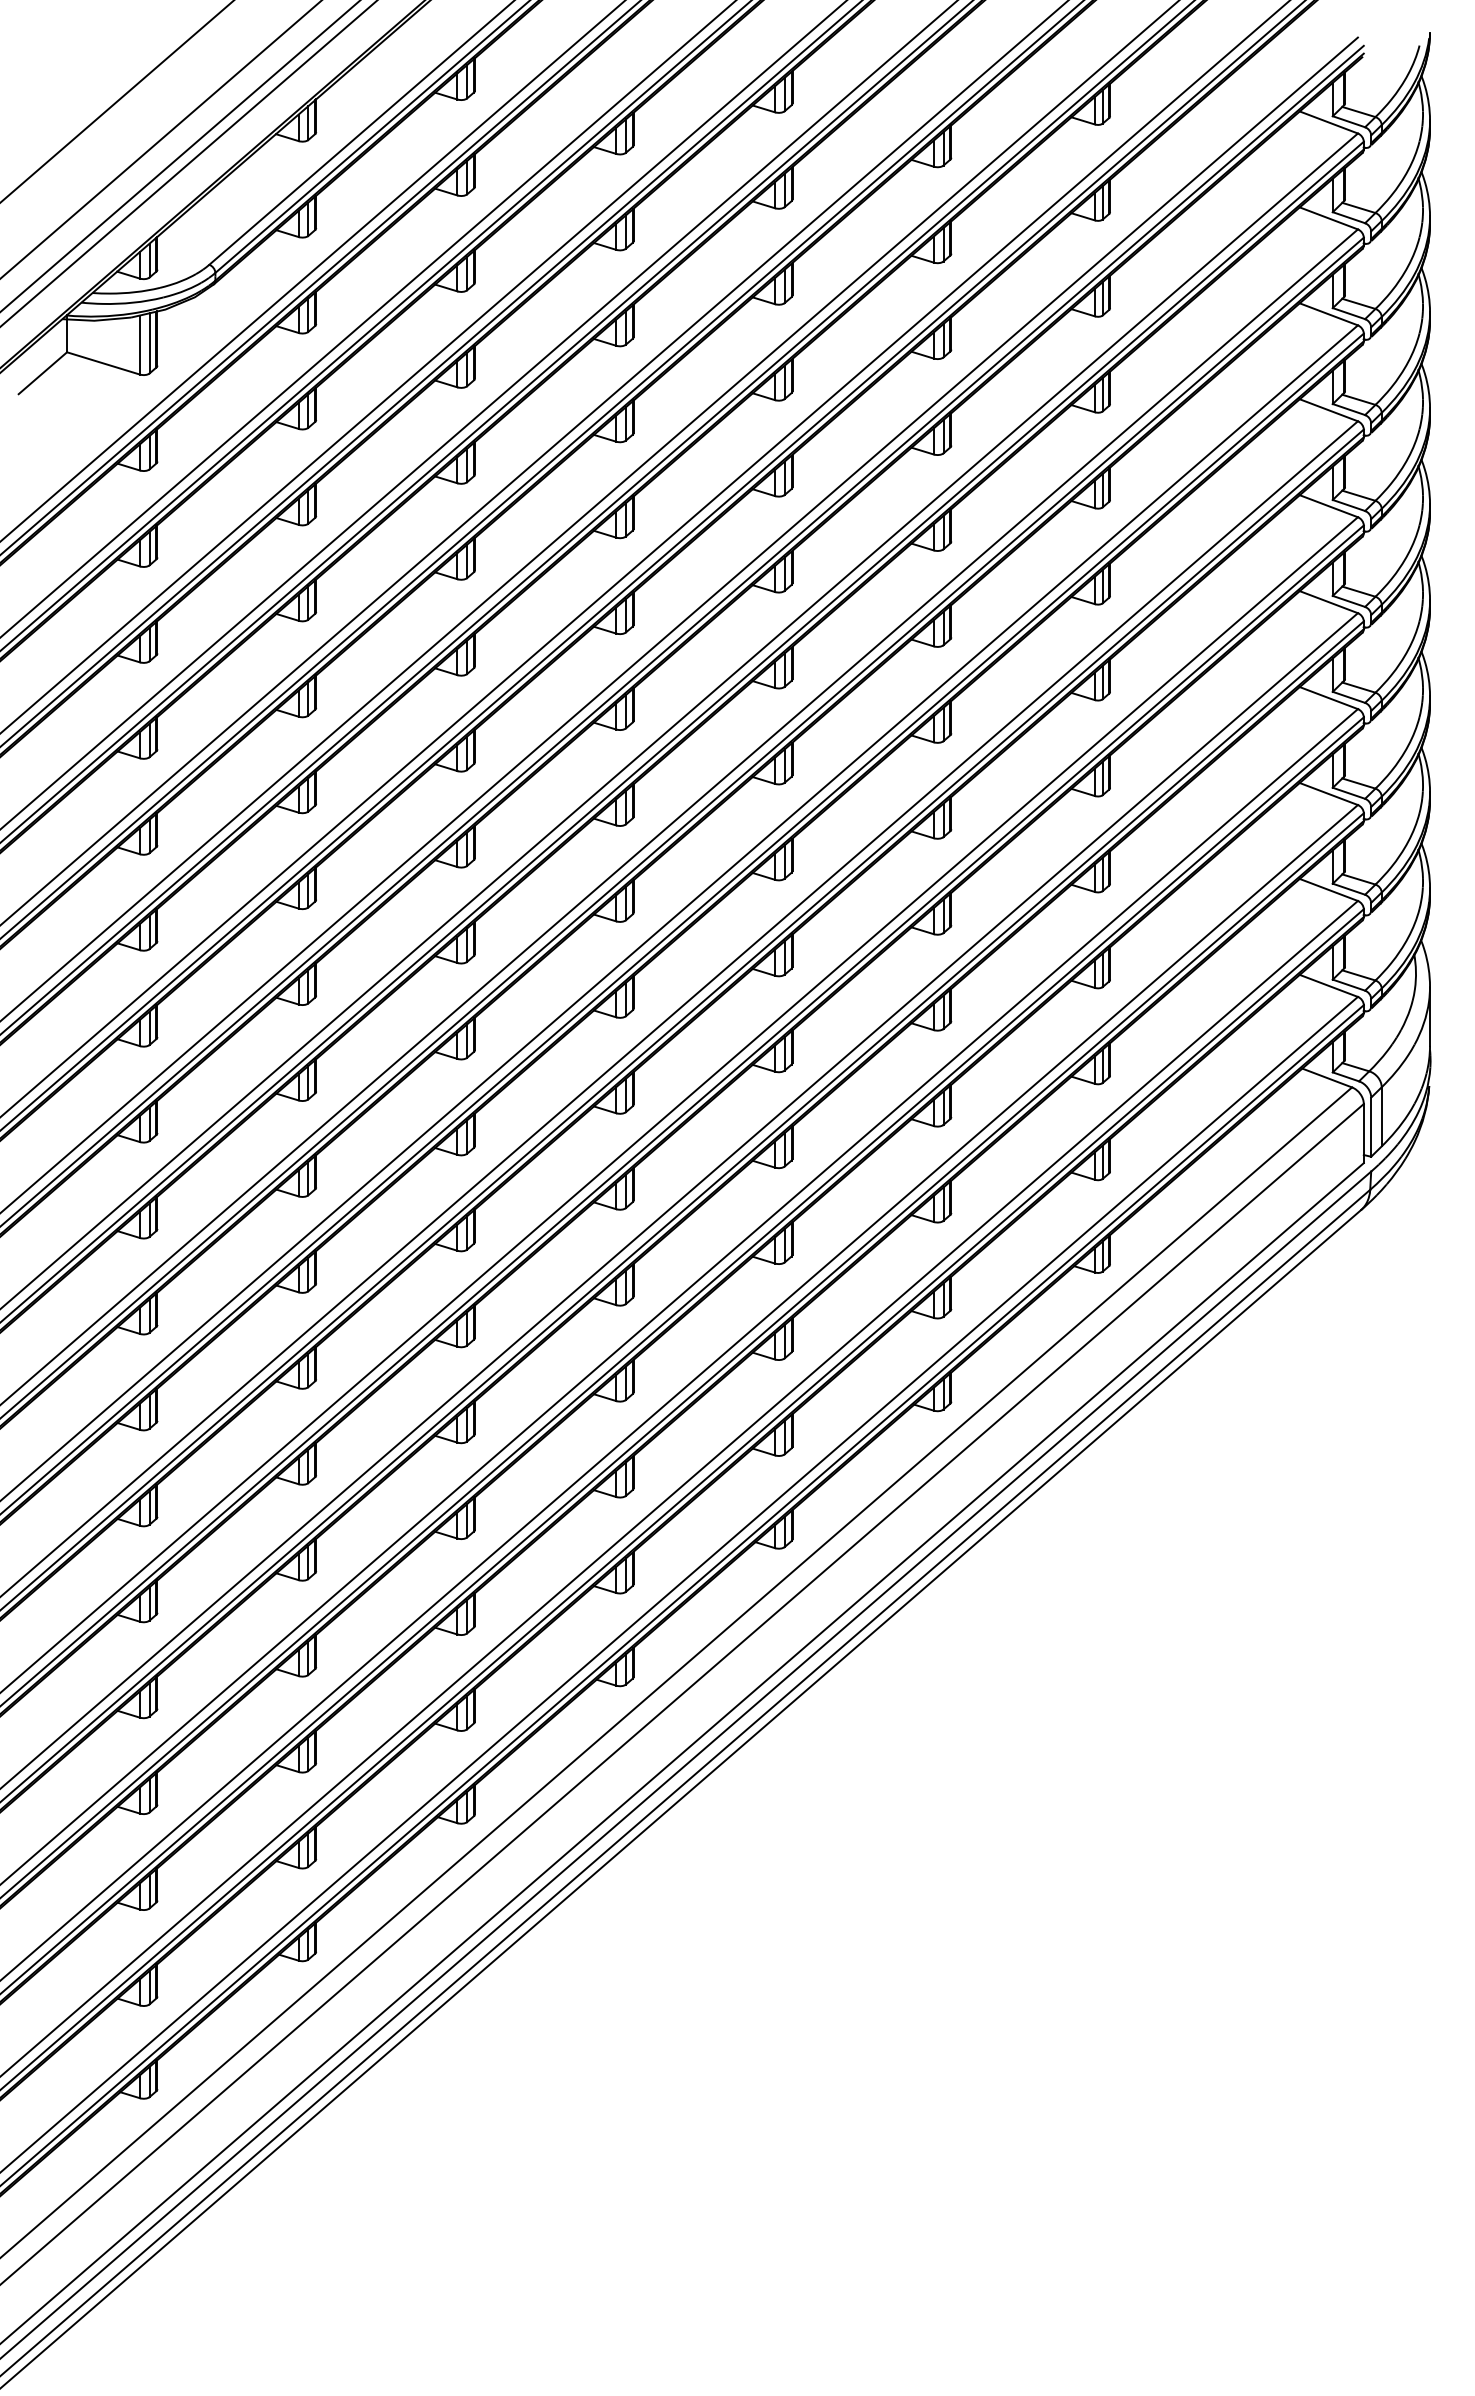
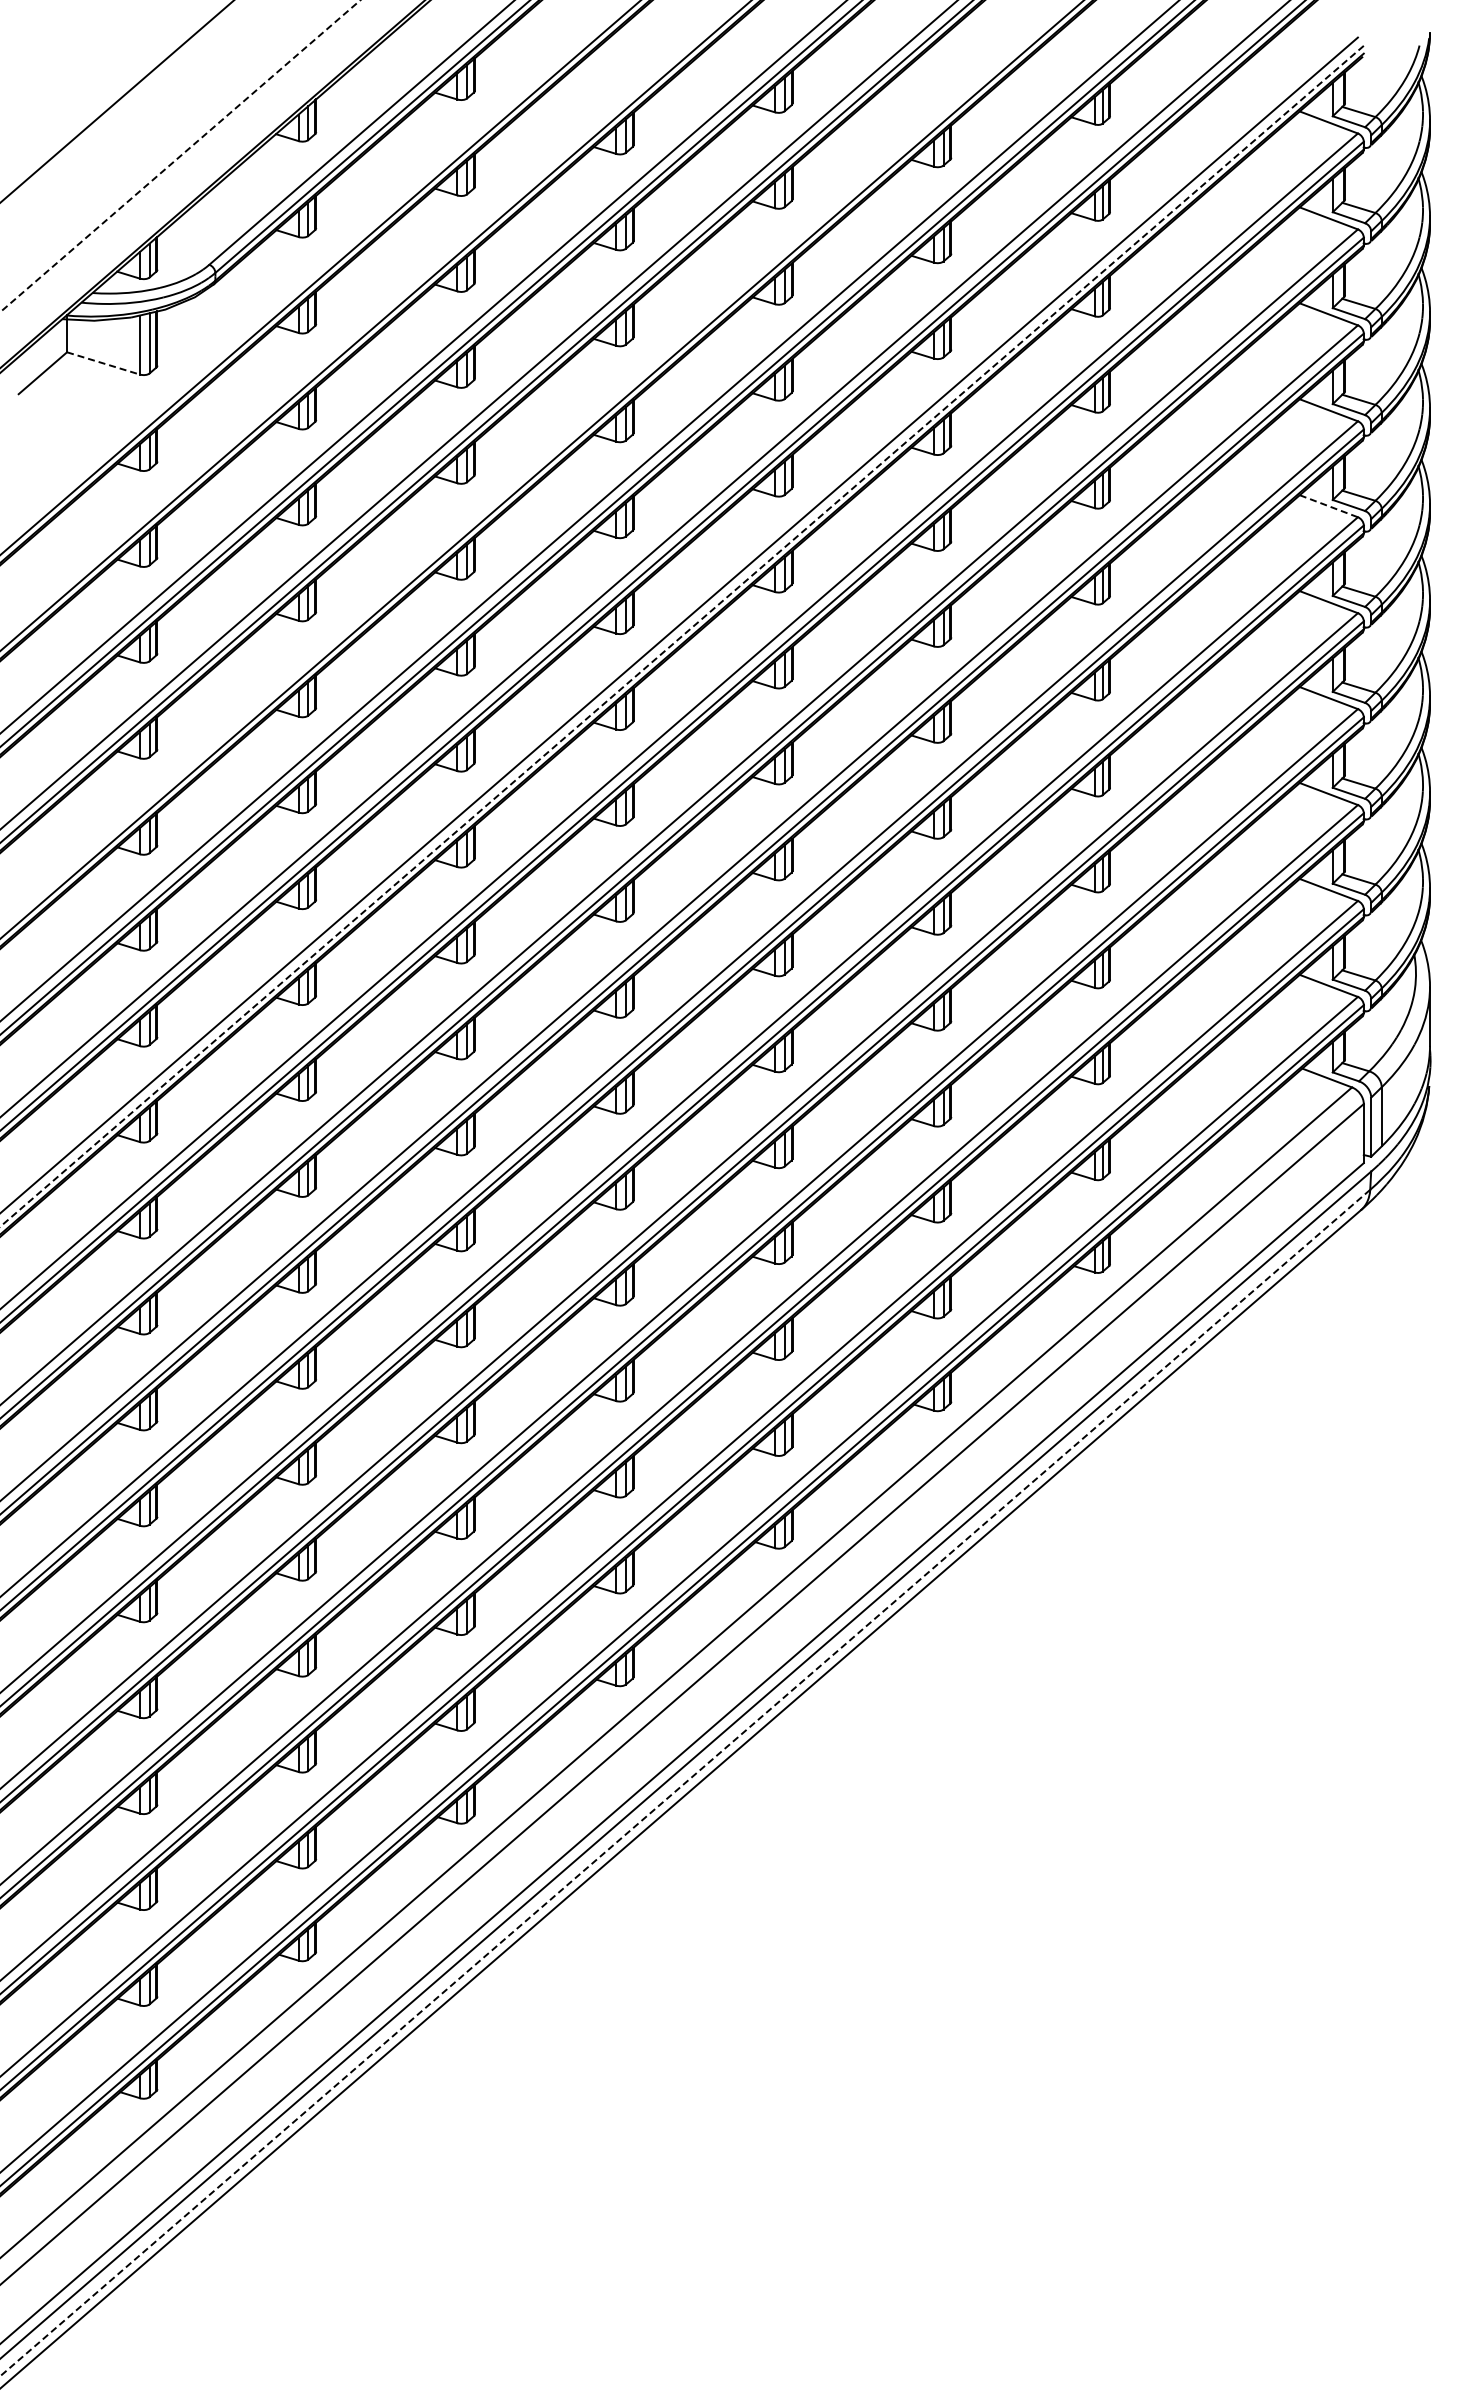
line: present -> none (160, 139)
line: solid -> dashed (179, 156)
line: present -> none (188, 163)
line: present -> none (312, 270)
line: present -> none (368, 318)
line: solid -> dashed (103, 363)
line: present -> none (534, 462)
line: solid -> dashed (1329, 506)
line: solid -> dashed (682, 636)
line: solid -> dashed (685, 1782)
